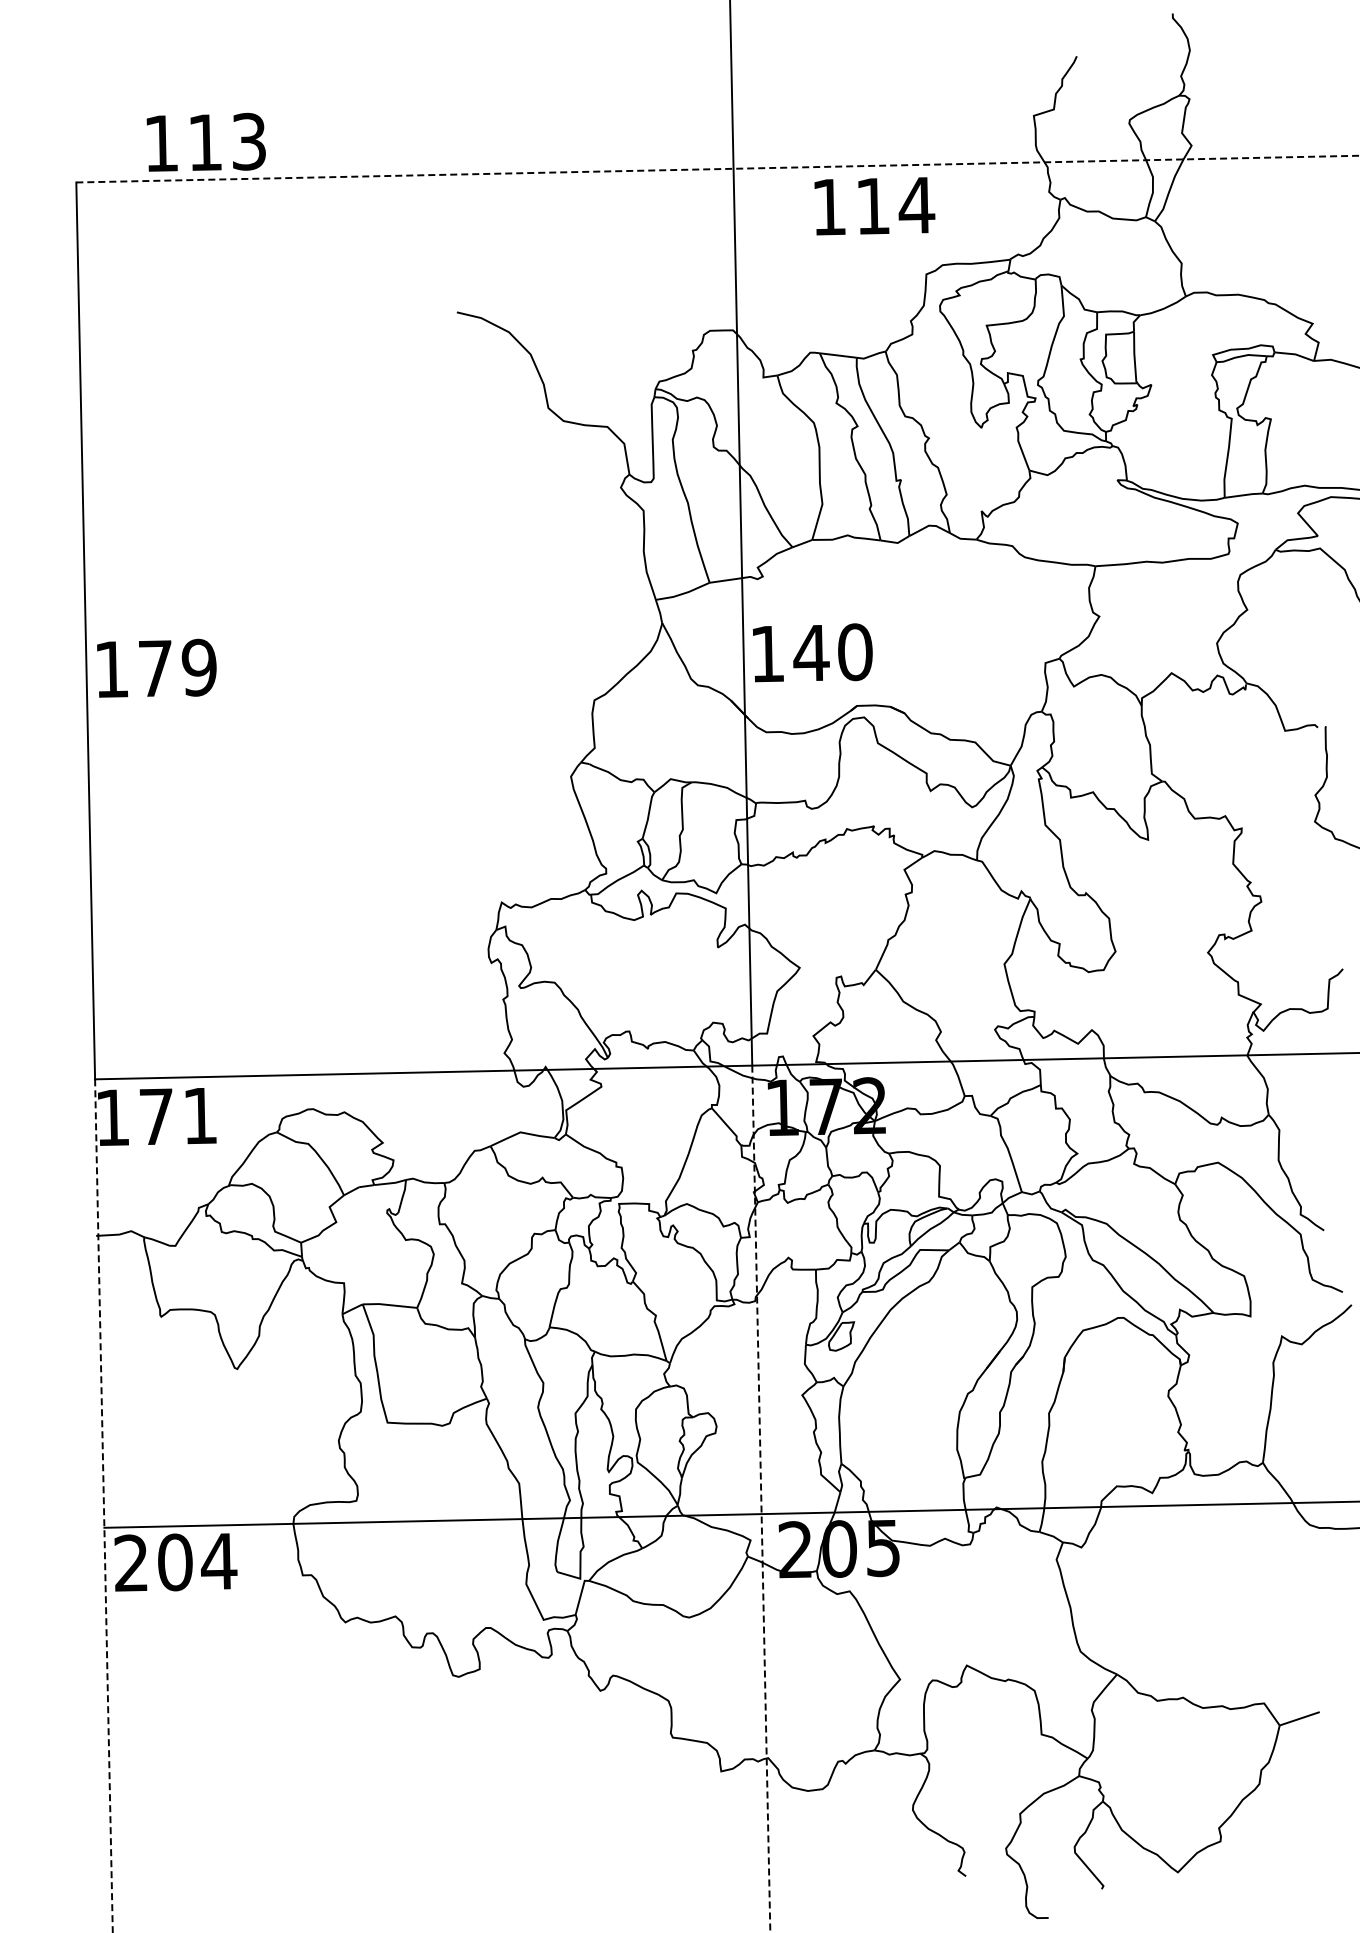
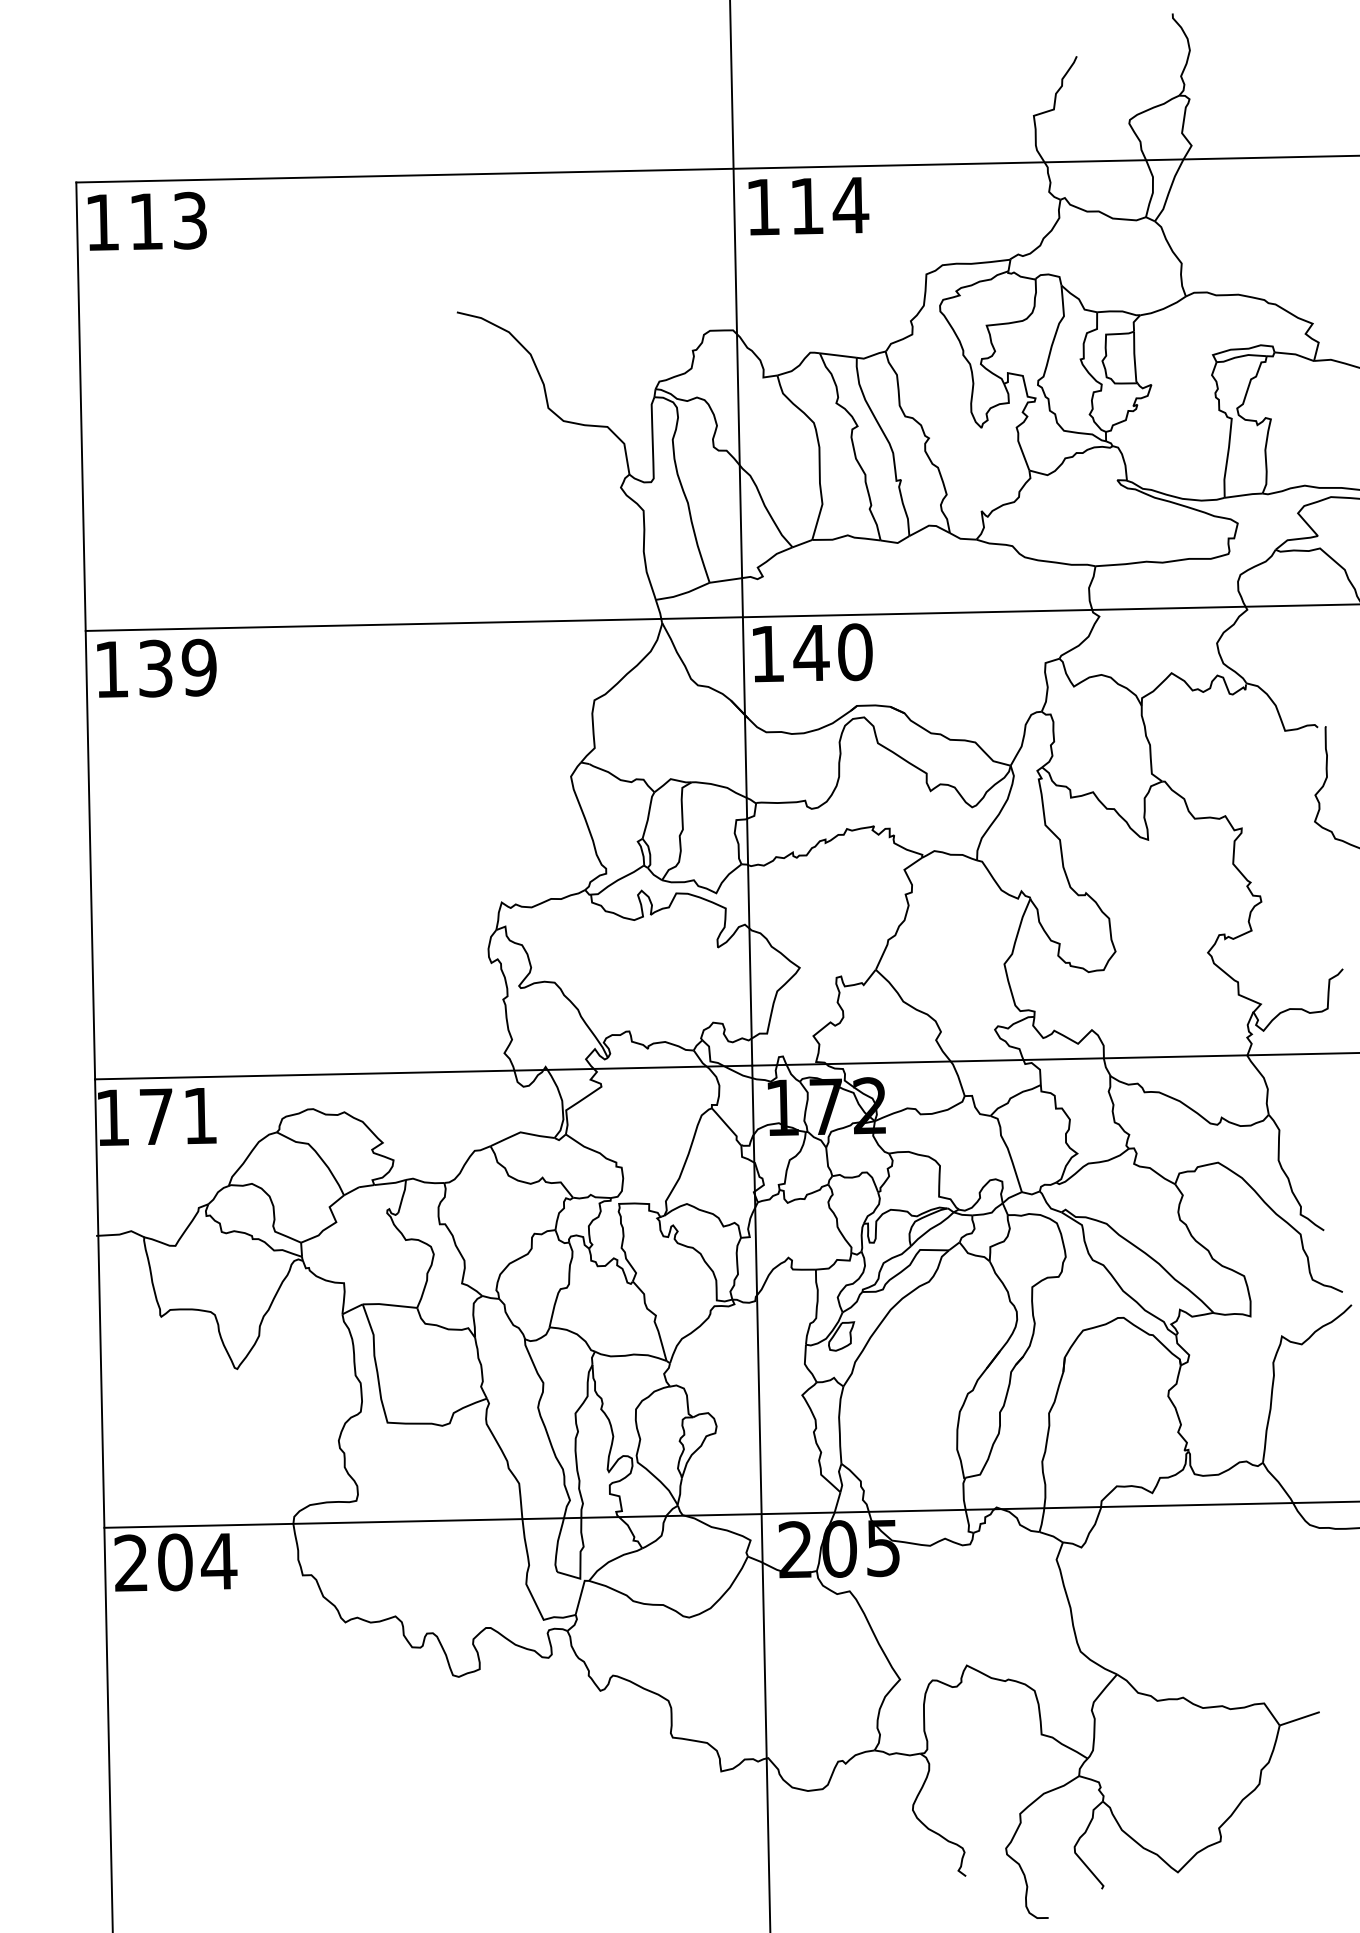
text position: (205, 141) -> (146, 220) (146, 220)
line: dashed -> solid (718, 169)
text position: (874, 206) -> (808, 206) (808, 206)
line: none -> present (720, 617)
text: 179 -> 139 (155, 668)
line: dashed -> solid (761, 1499)
line: dashed -> solid (103, 1506)
